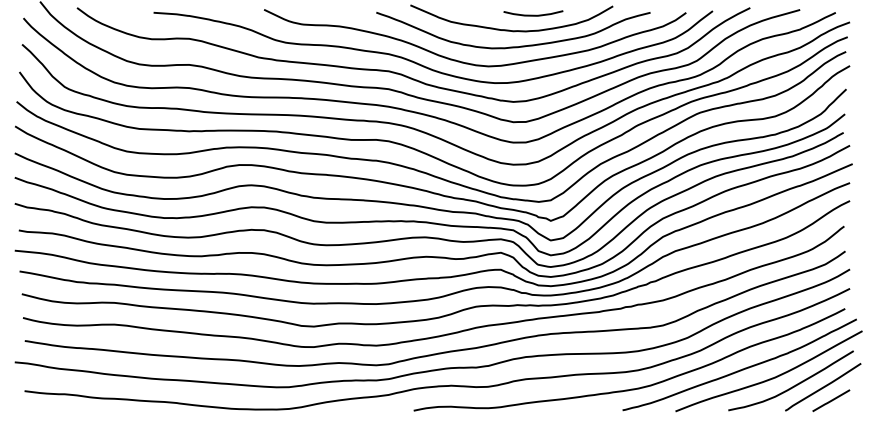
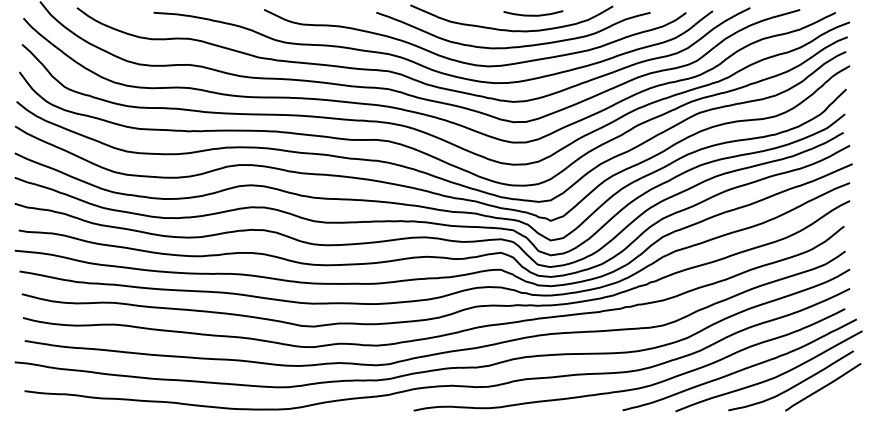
line: present -> none (831, 400)
